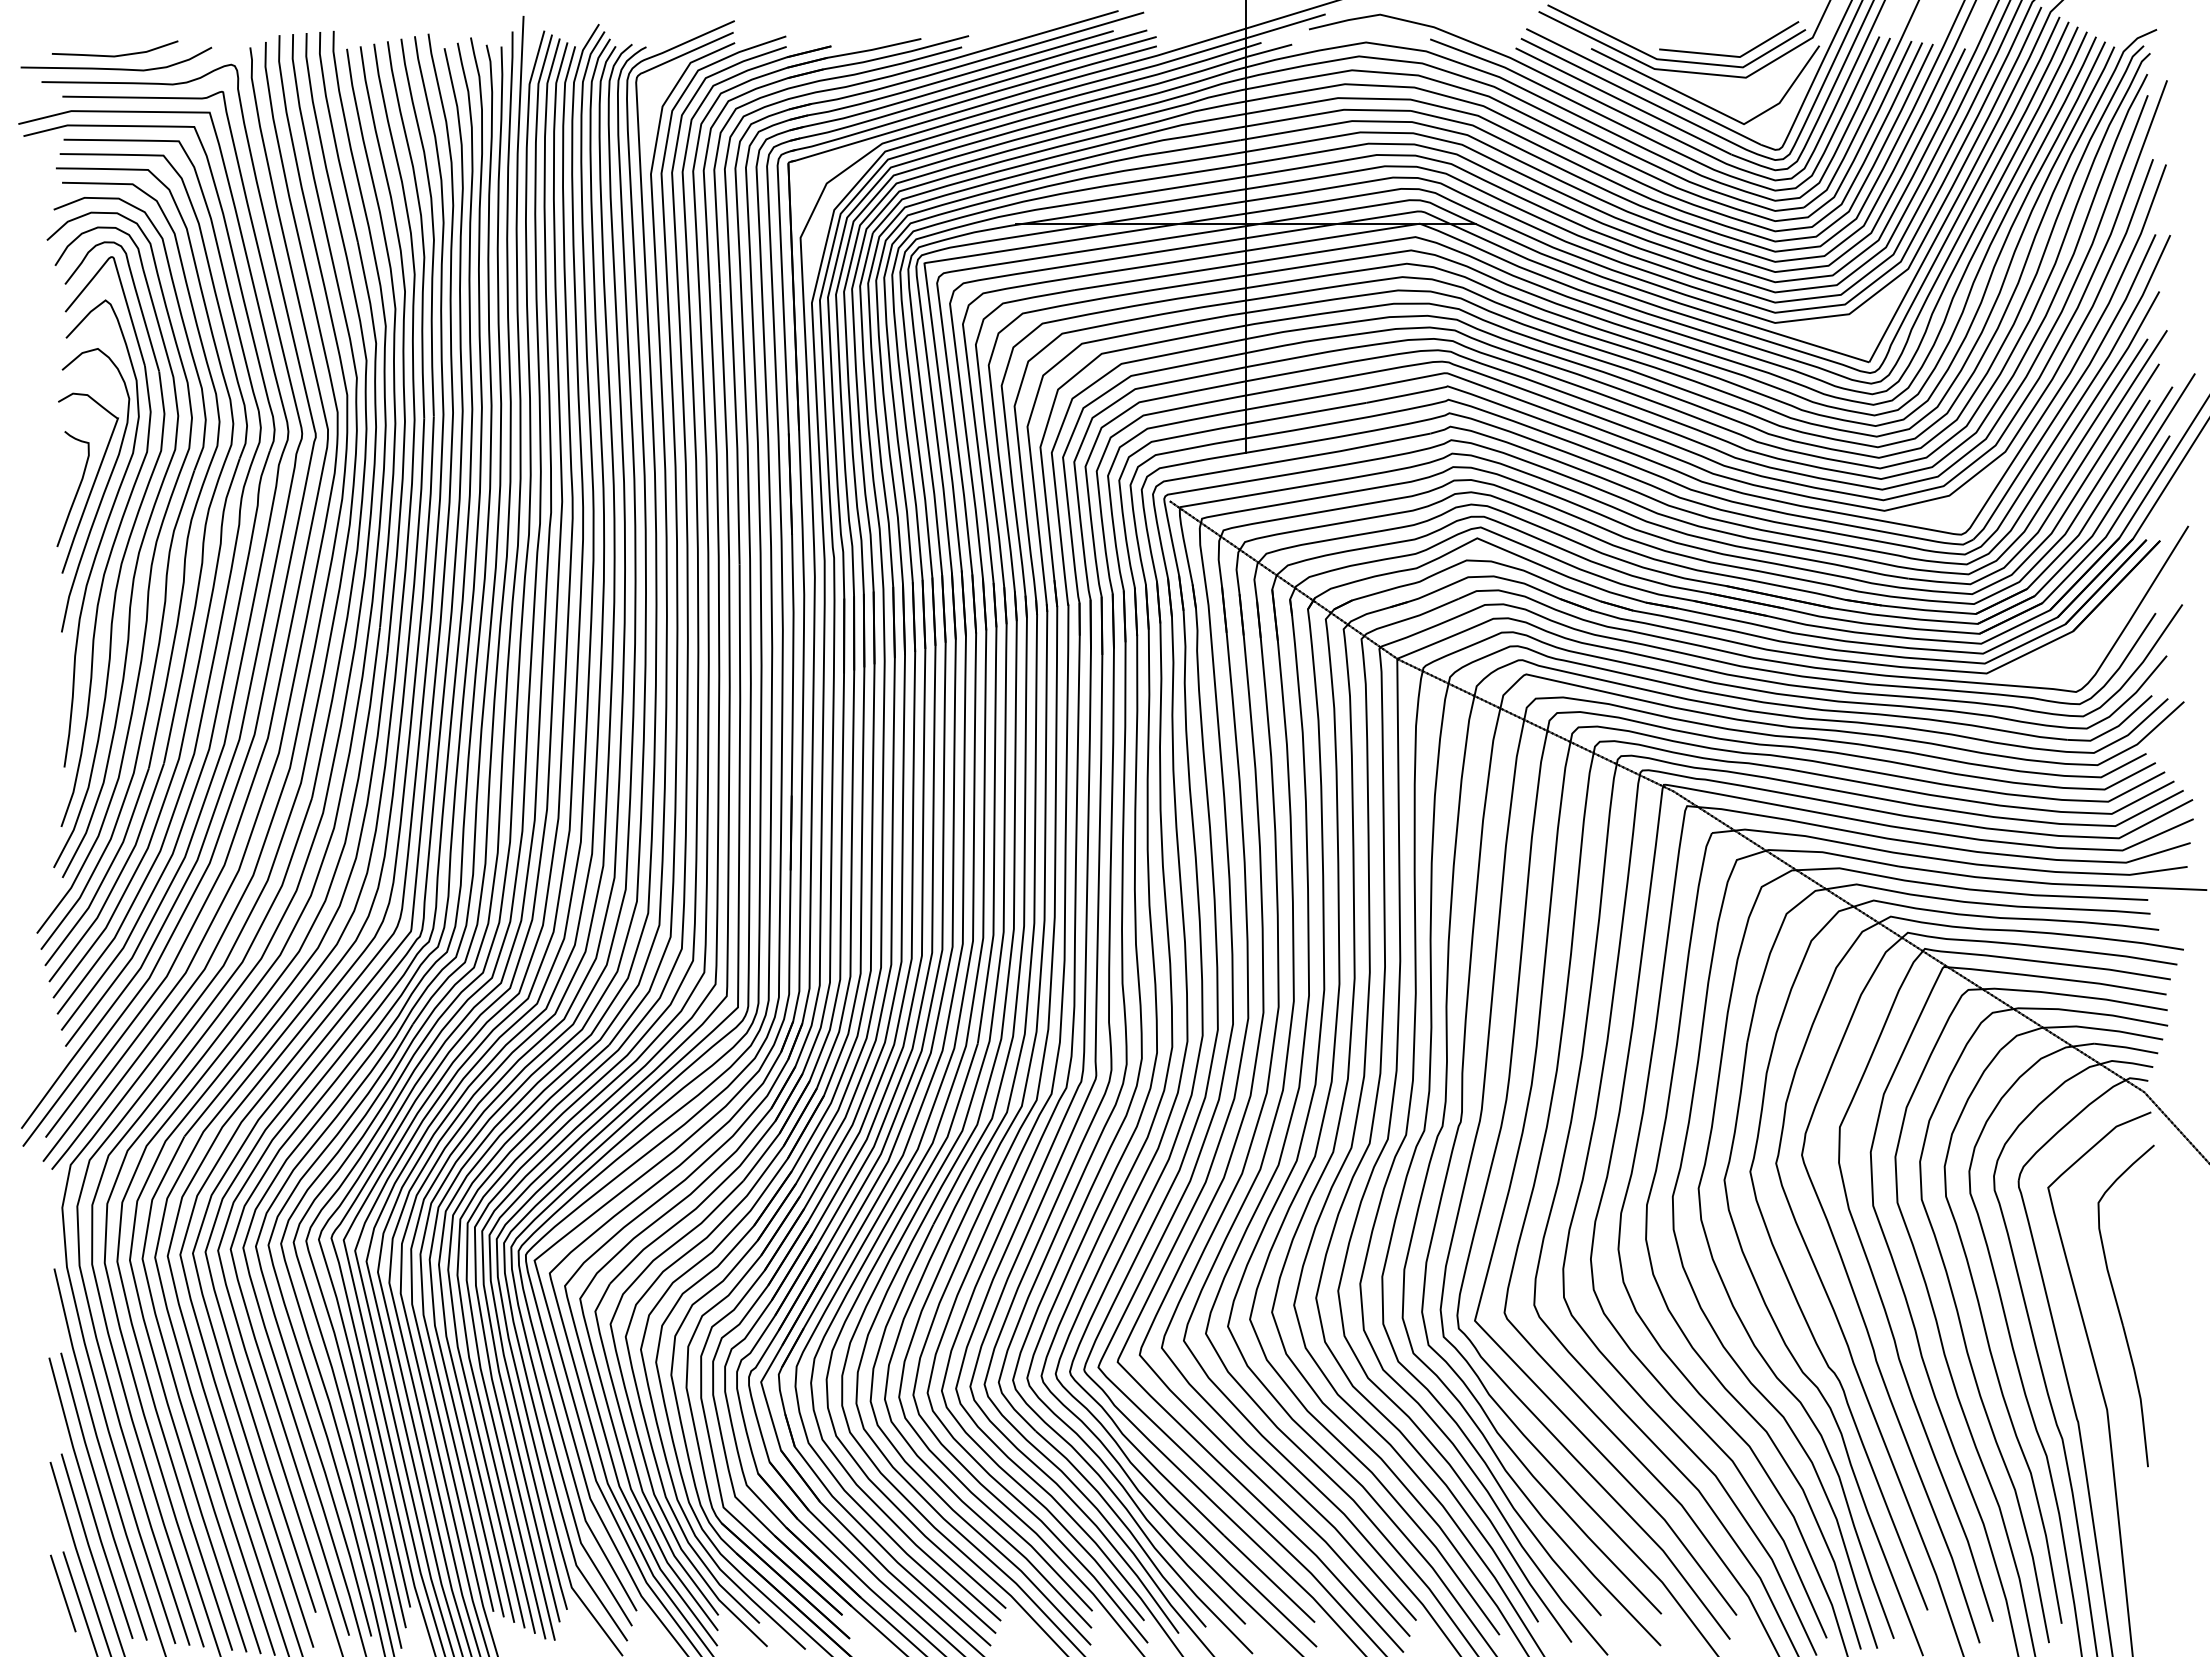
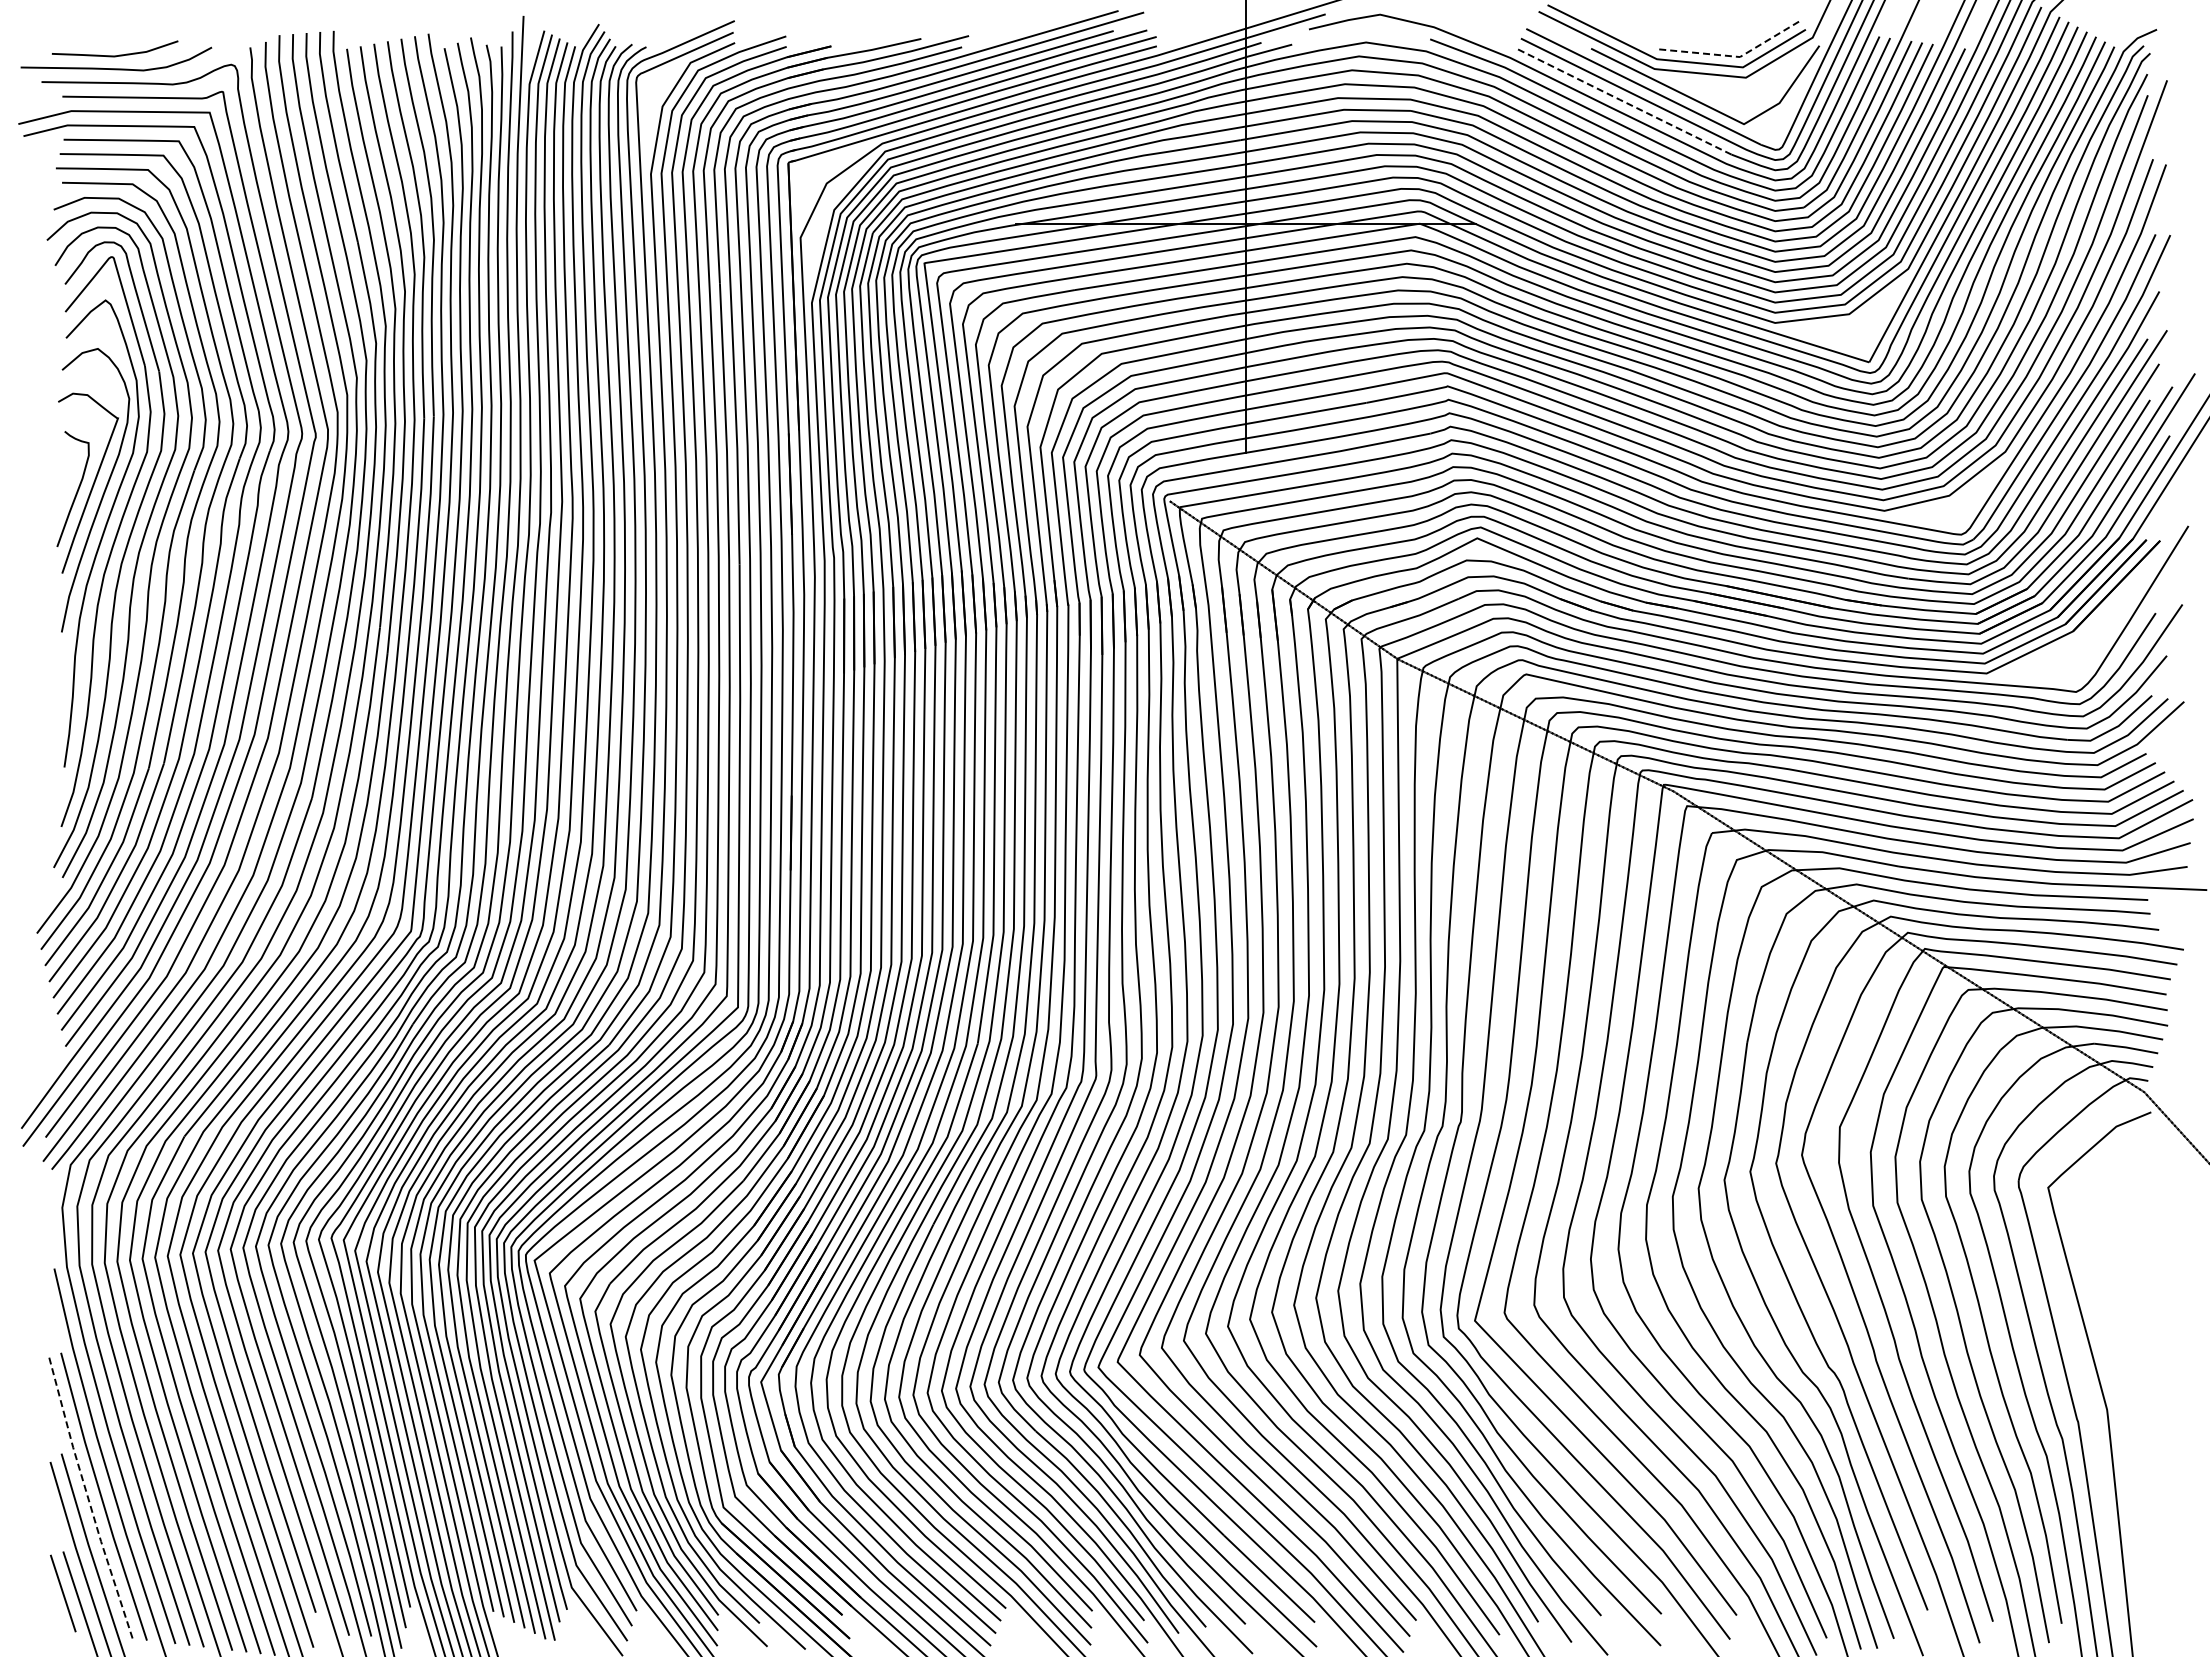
line: solid -> dashed (1734, 56)
line: solid -> dashed (1622, 101)
part: present -> none (2119, 1308)
line: solid -> dashed (88, 1499)
